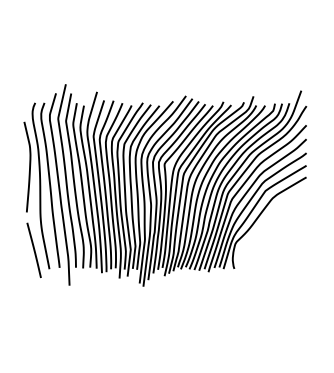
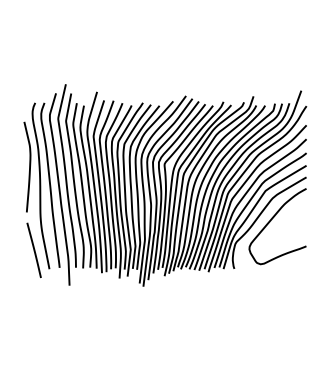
curve: none -> present (270, 222)
